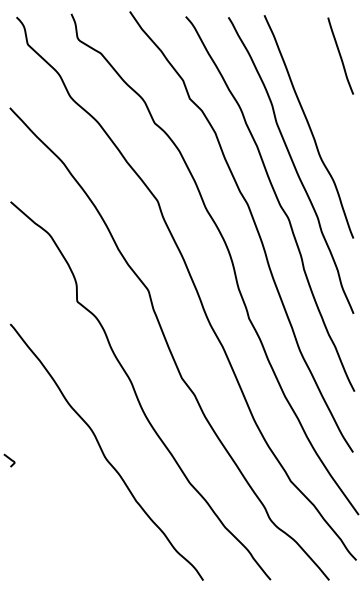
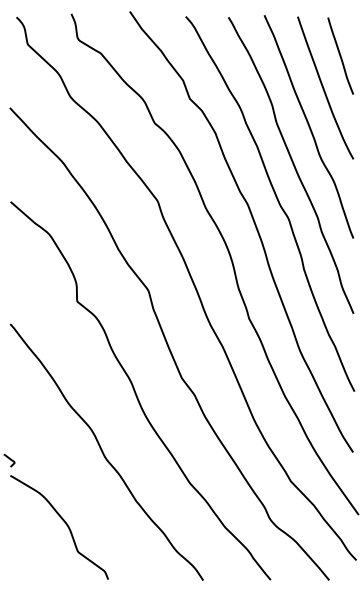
curve: none -> present (324, 88)
curve: none -> present (65, 524)
